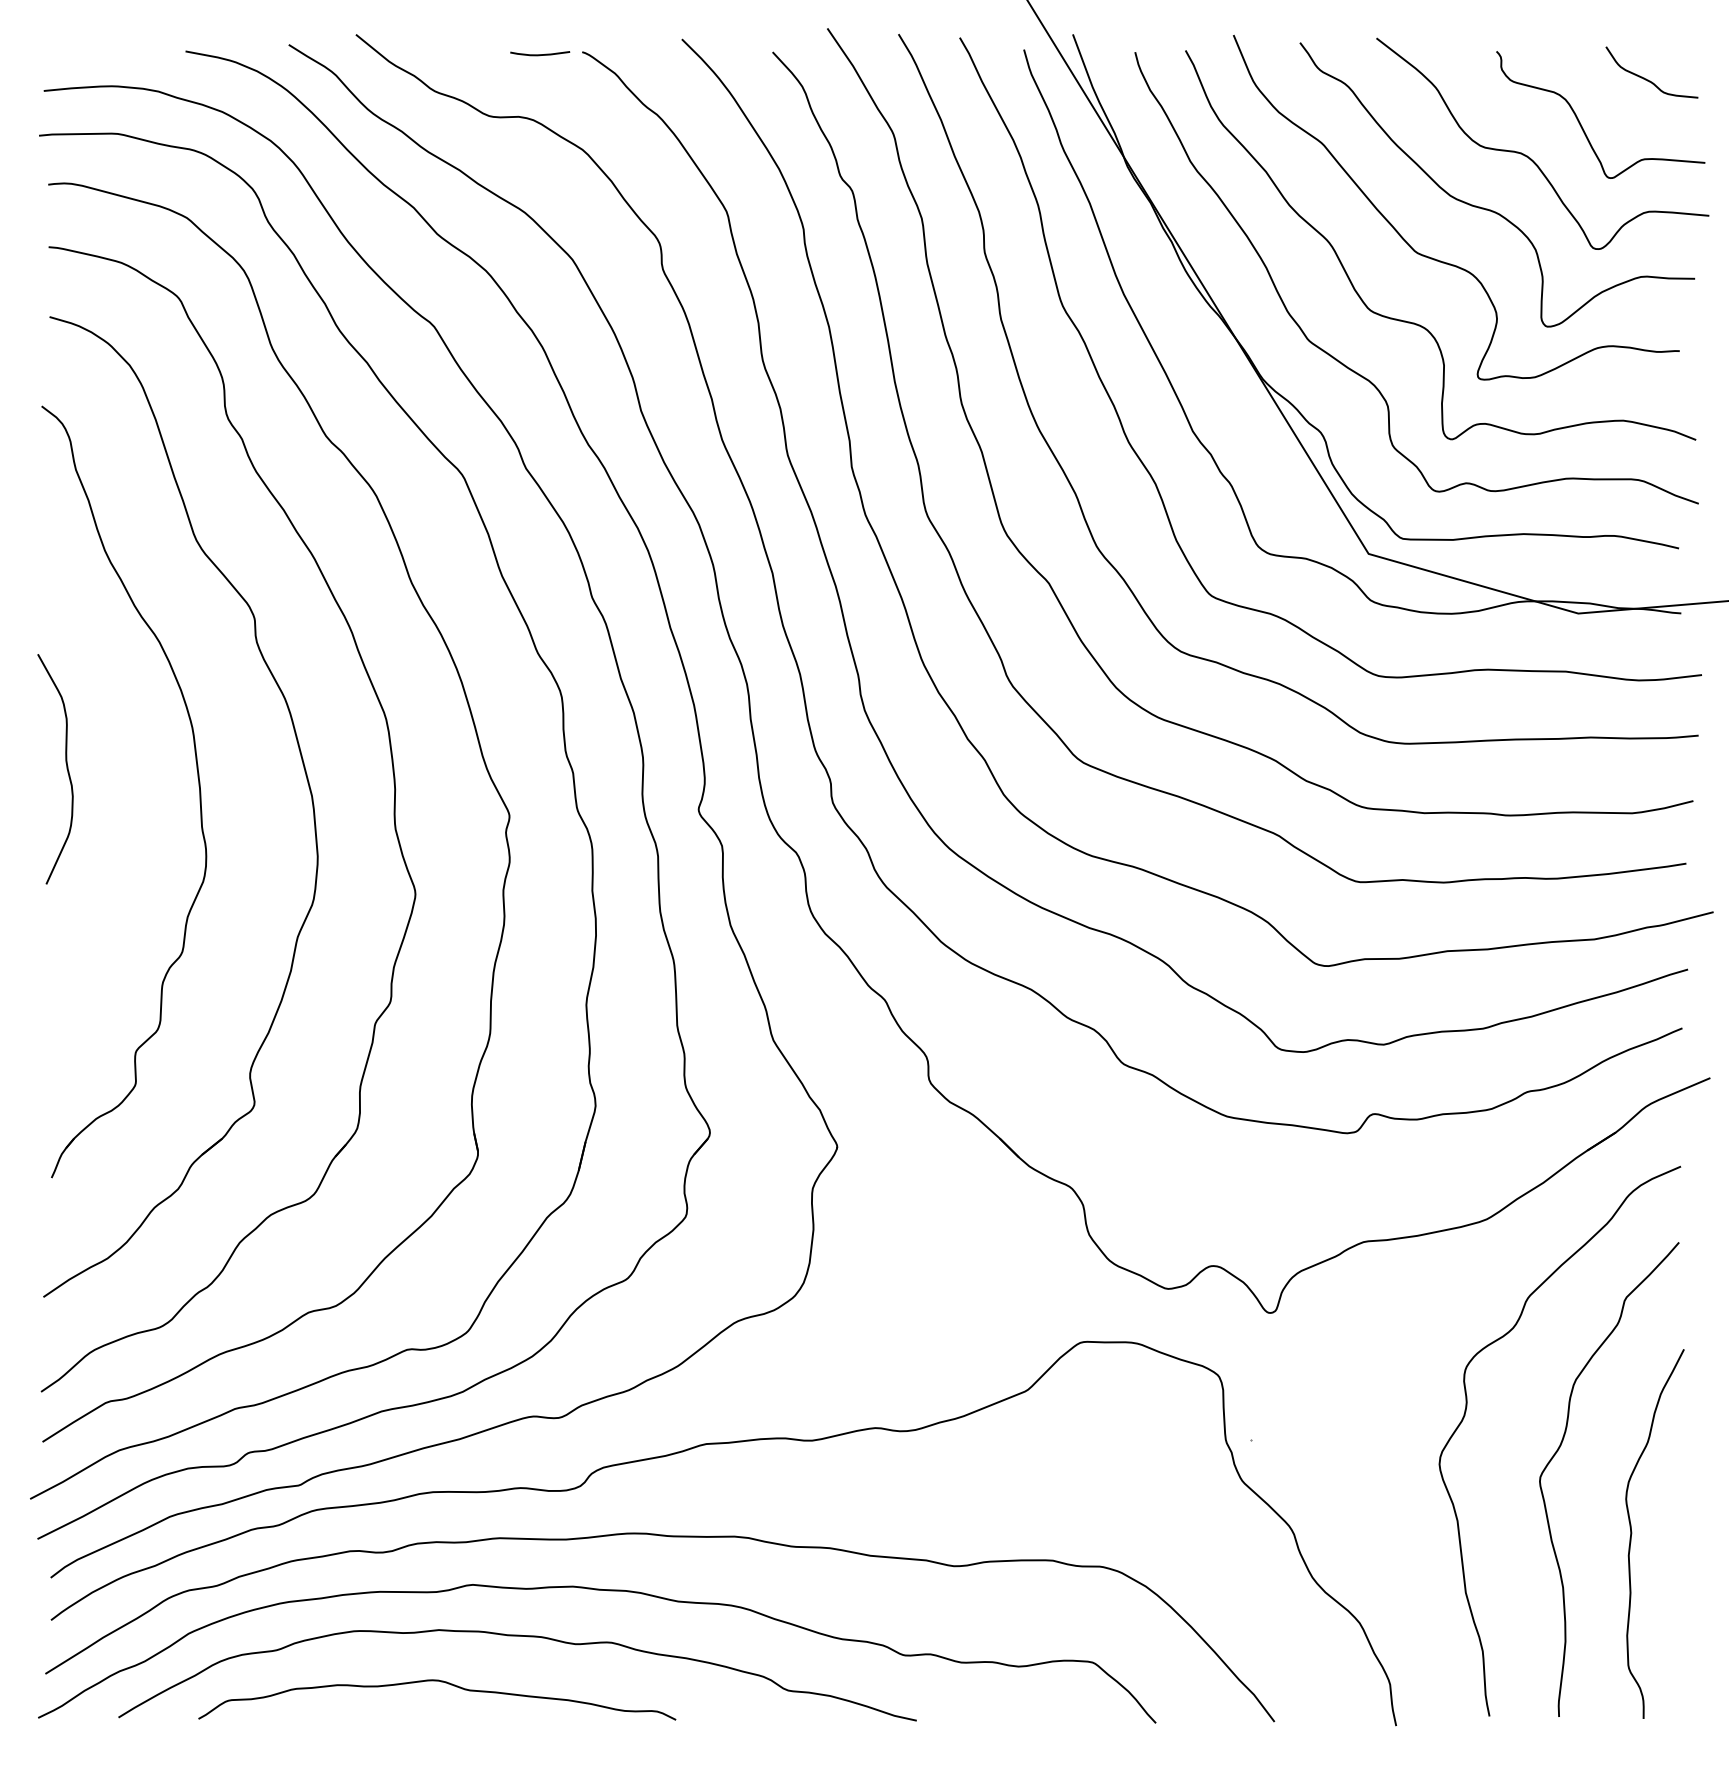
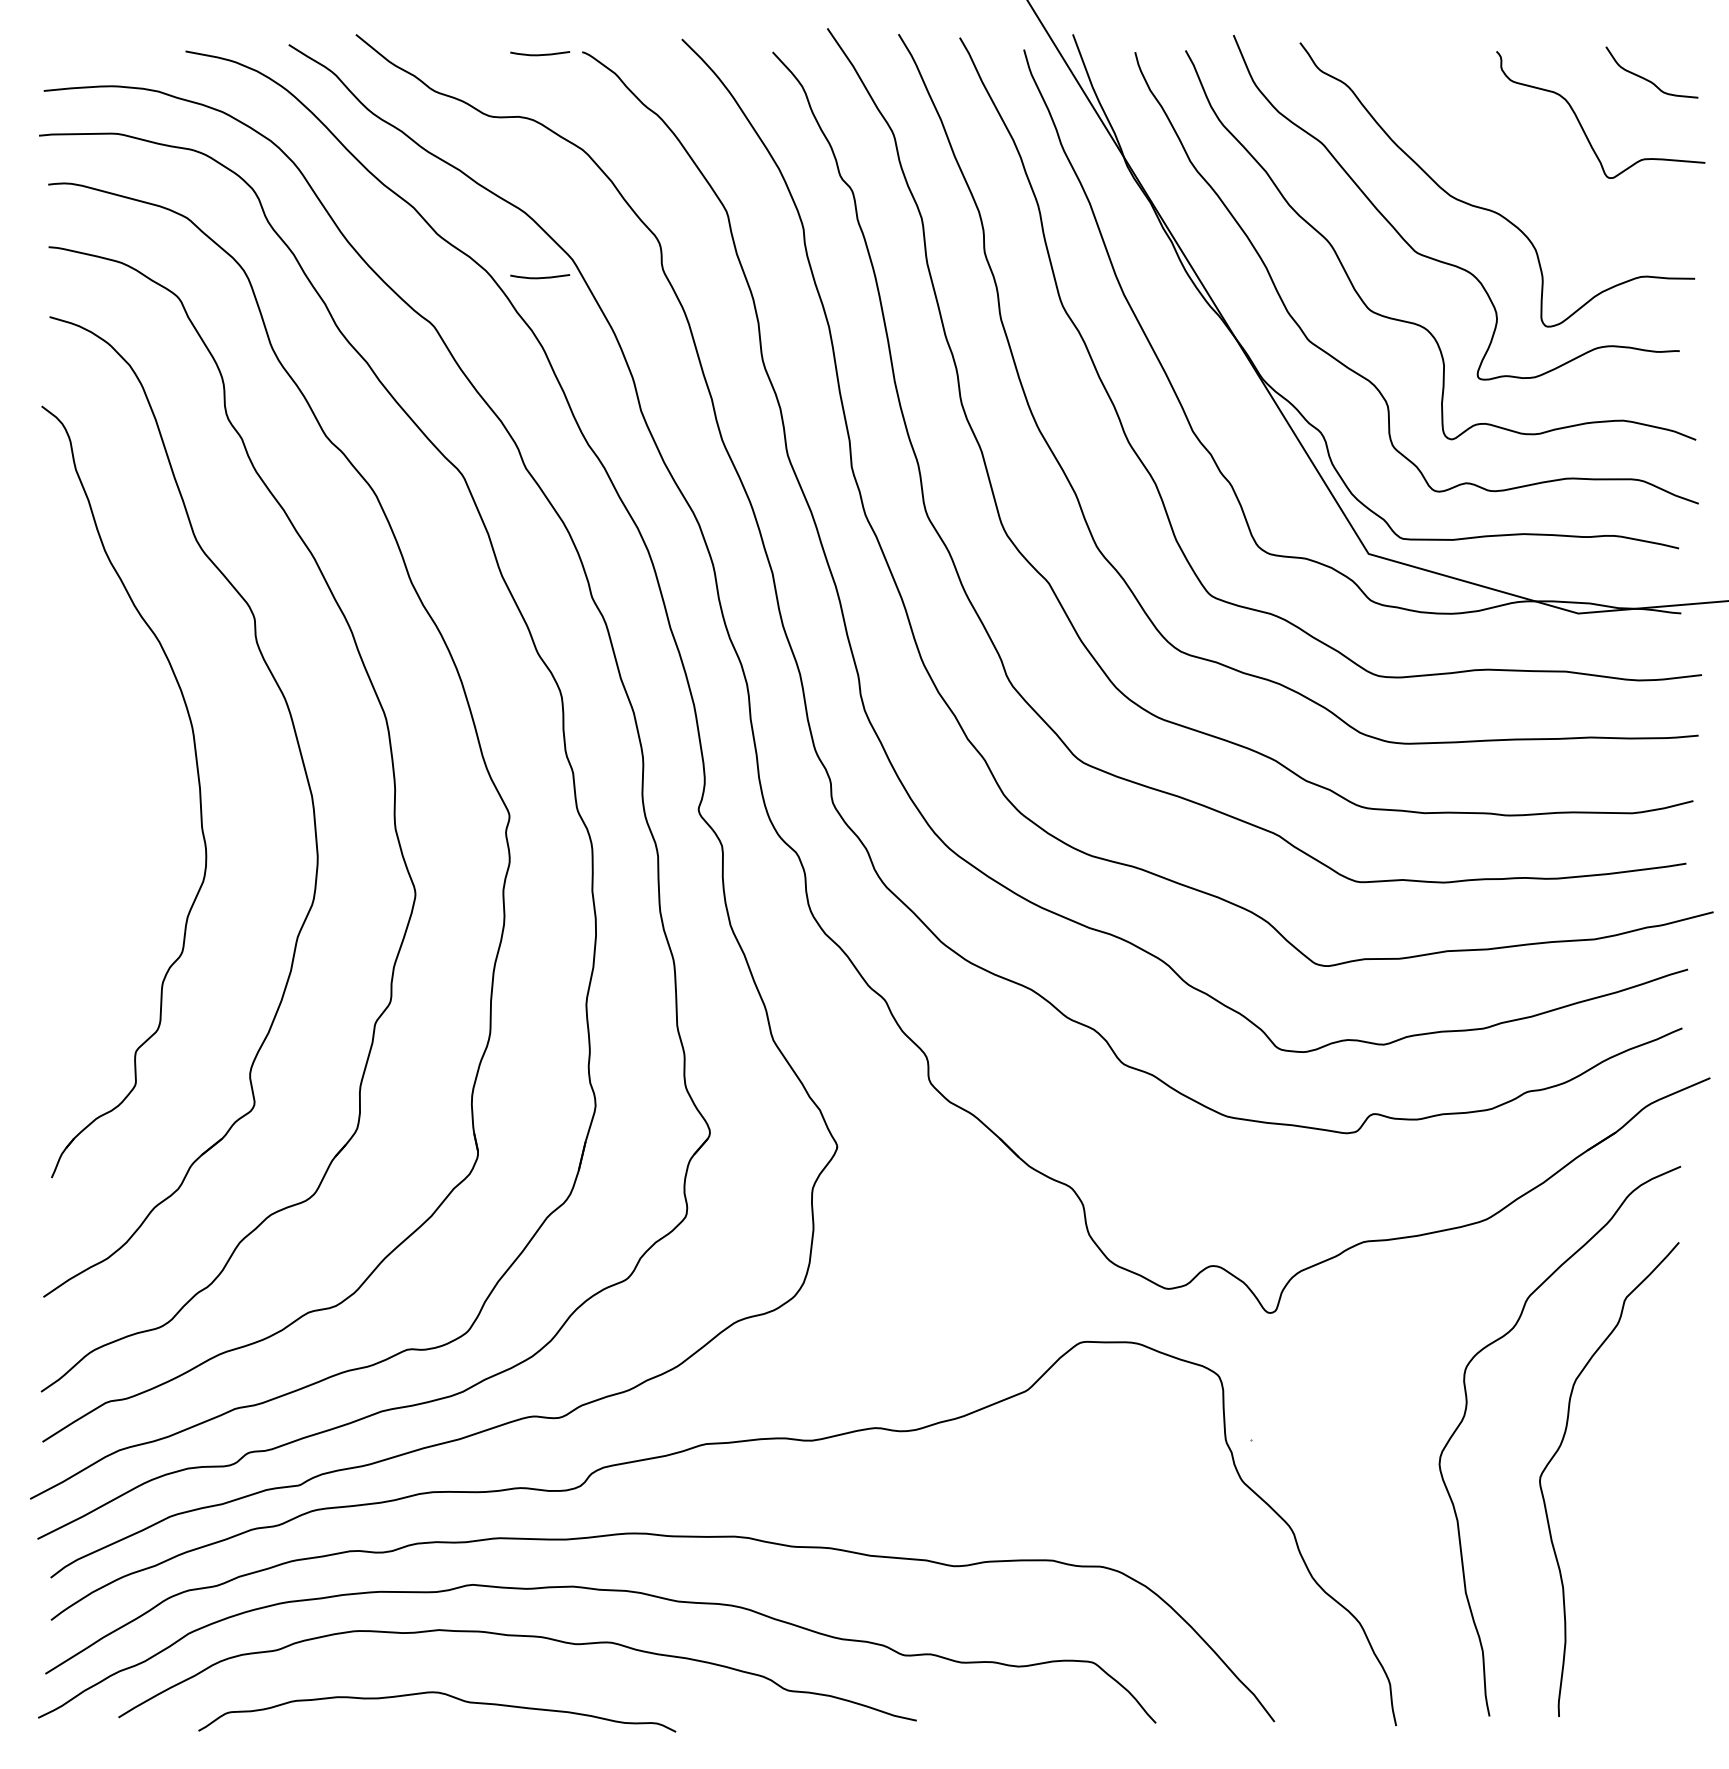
curve: present -> none (1530, 157)
curve: none -> present (540, 277)
curve: present -> none (66, 769)
curve: present -> none (1632, 1533)
curve position: (441, 1682) -> (441, 1694) (441, 1694)
